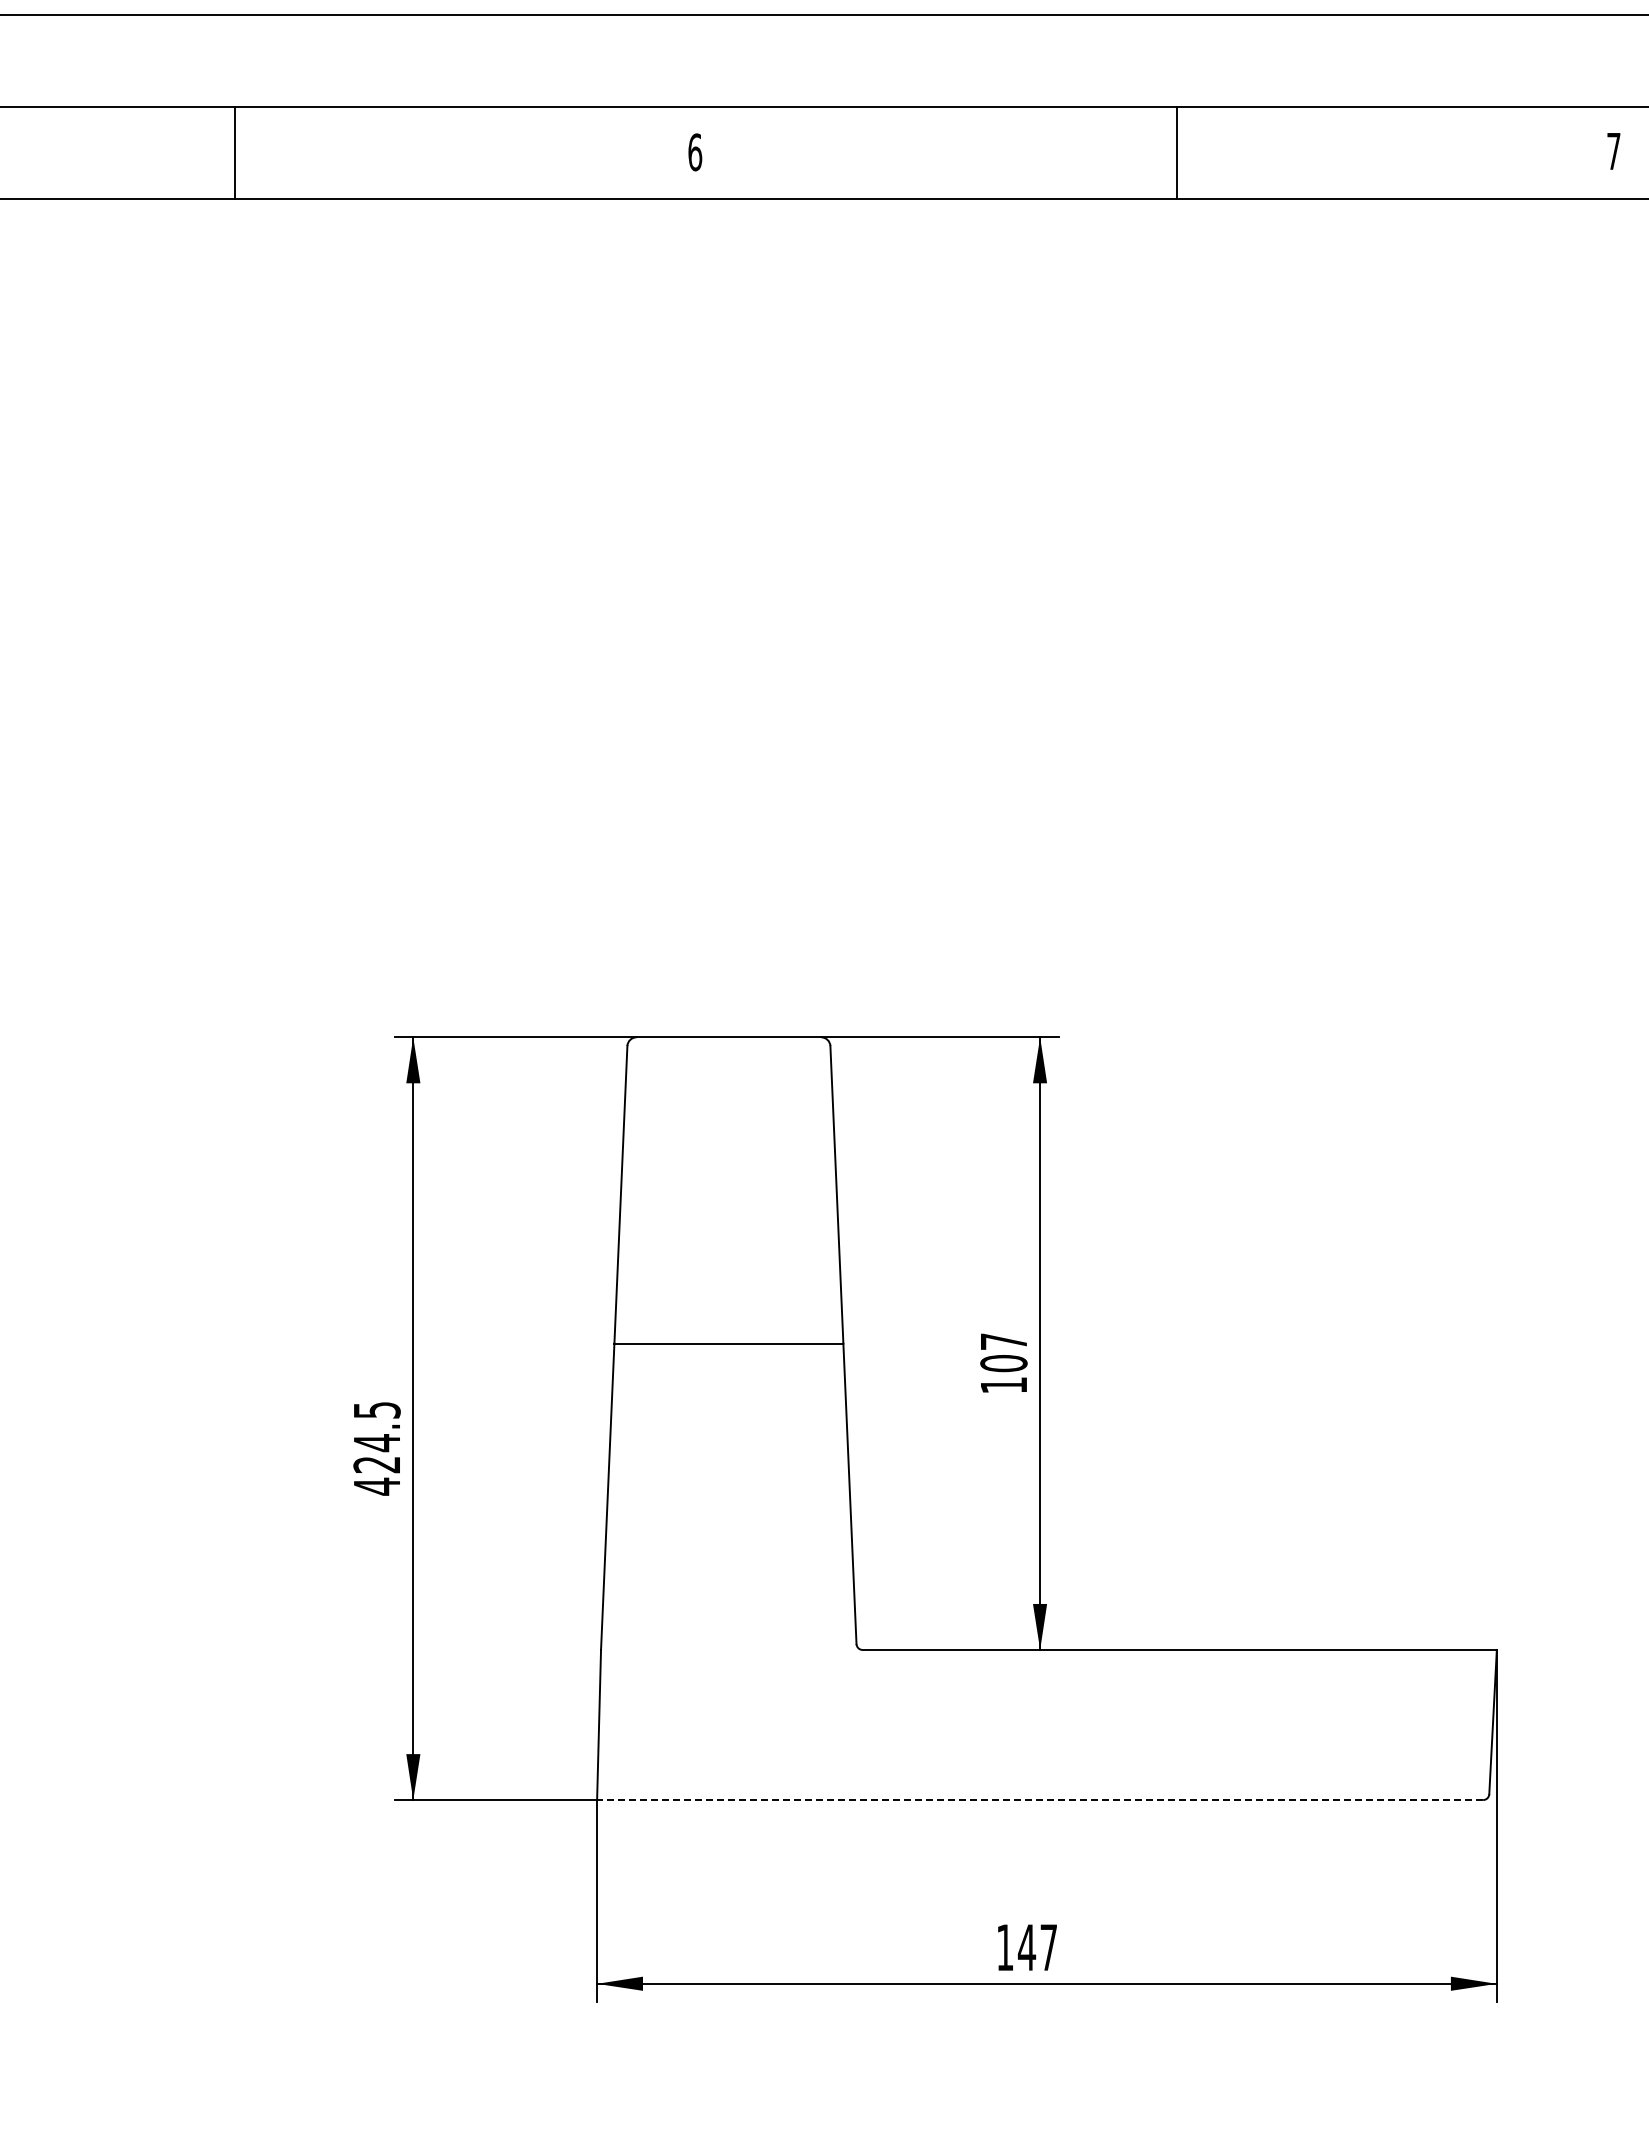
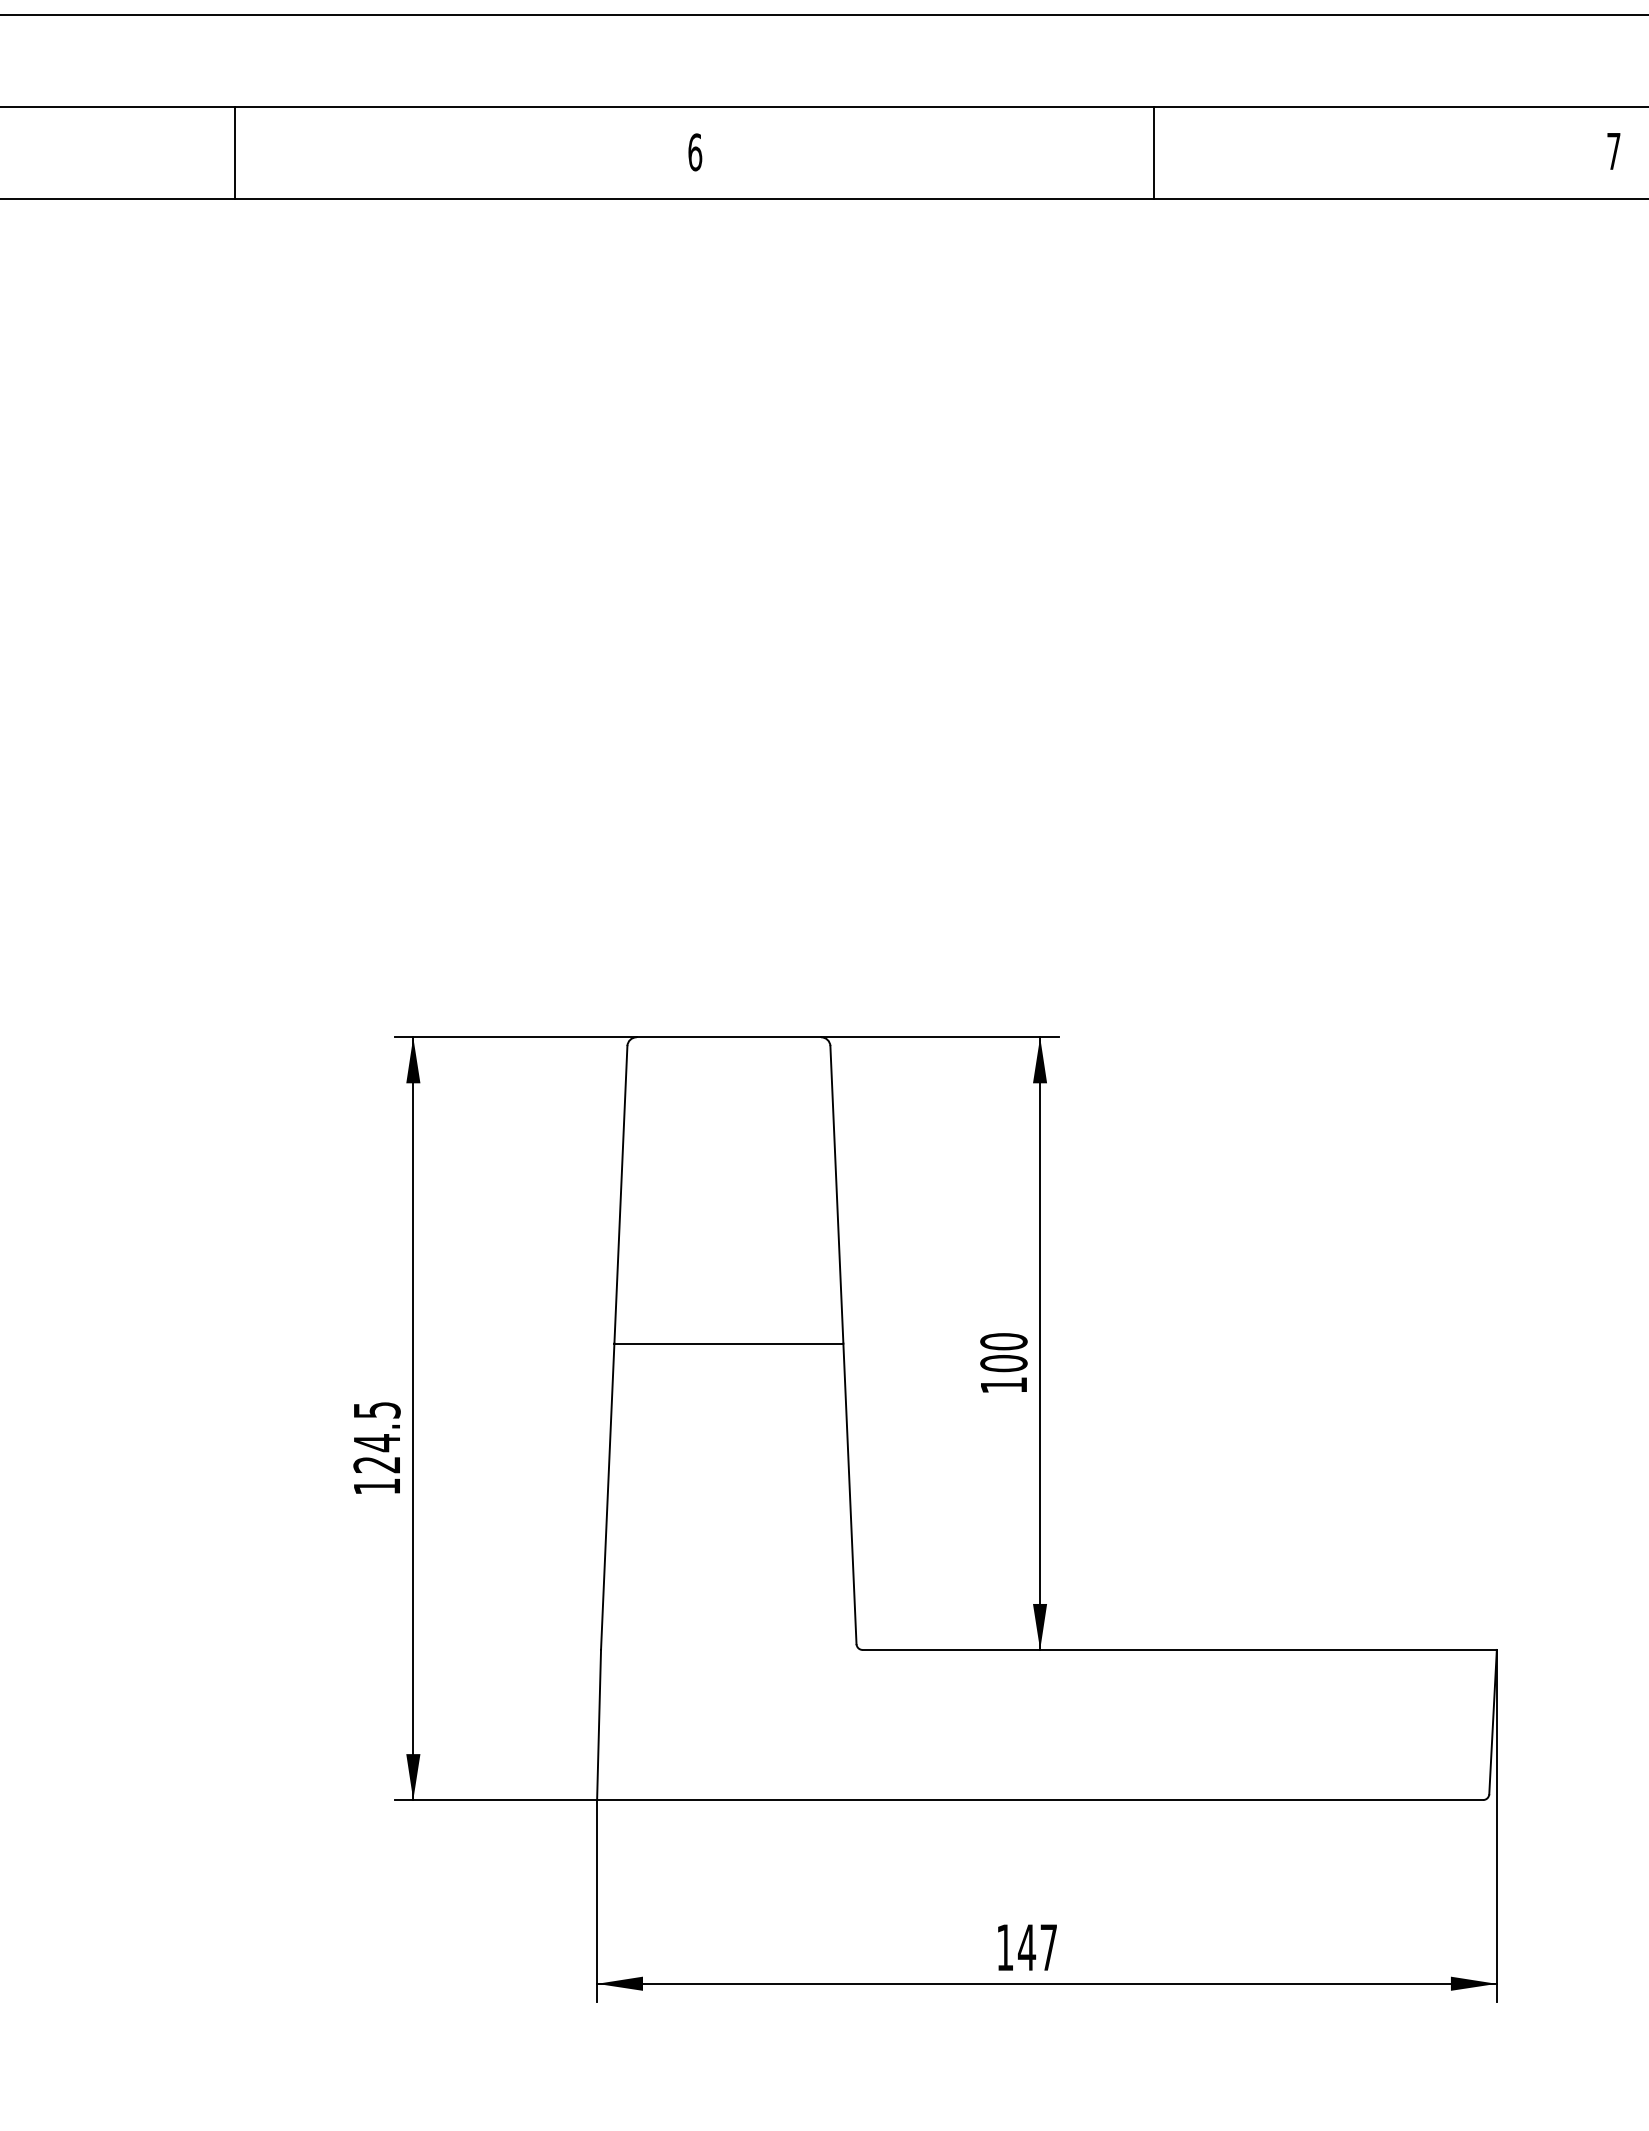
line position: (1177, 153) -> (1154, 153) (1154, 153)
text: 107 -> 100 (1003, 1341)
text: 424.5 -> 124.5 (376, 1486)
line: dashed -> solid (1039, 1800)
